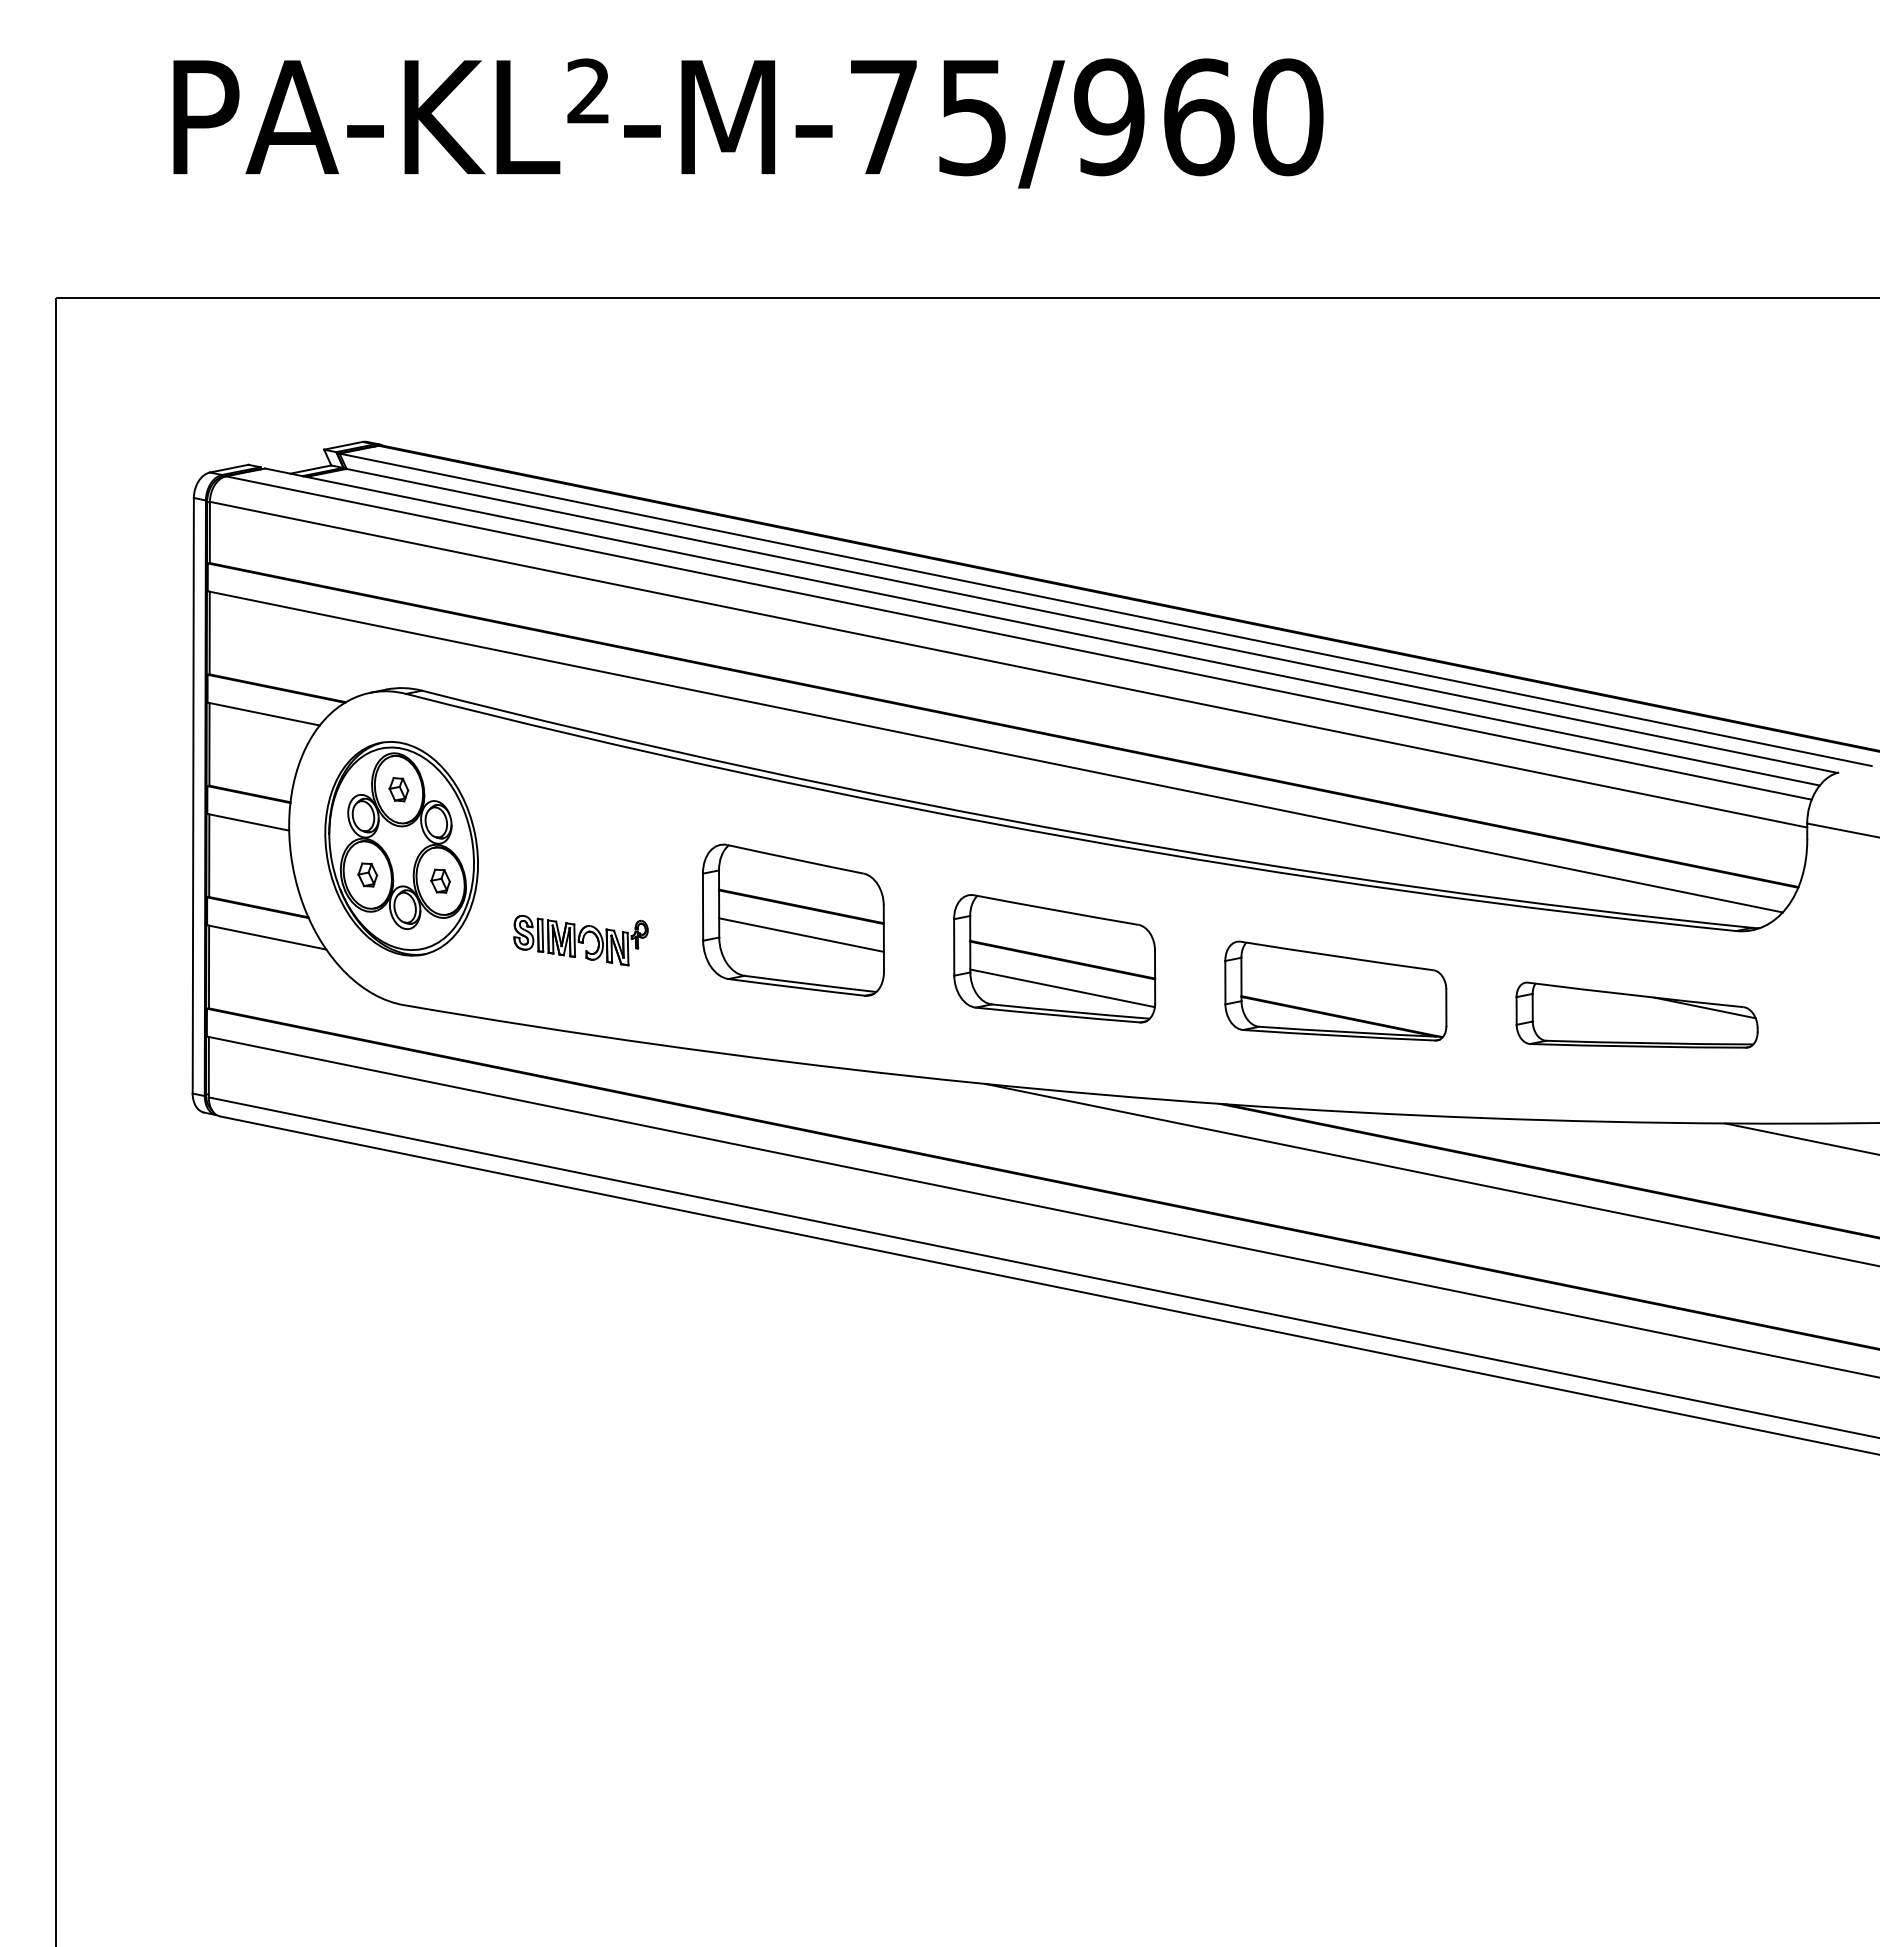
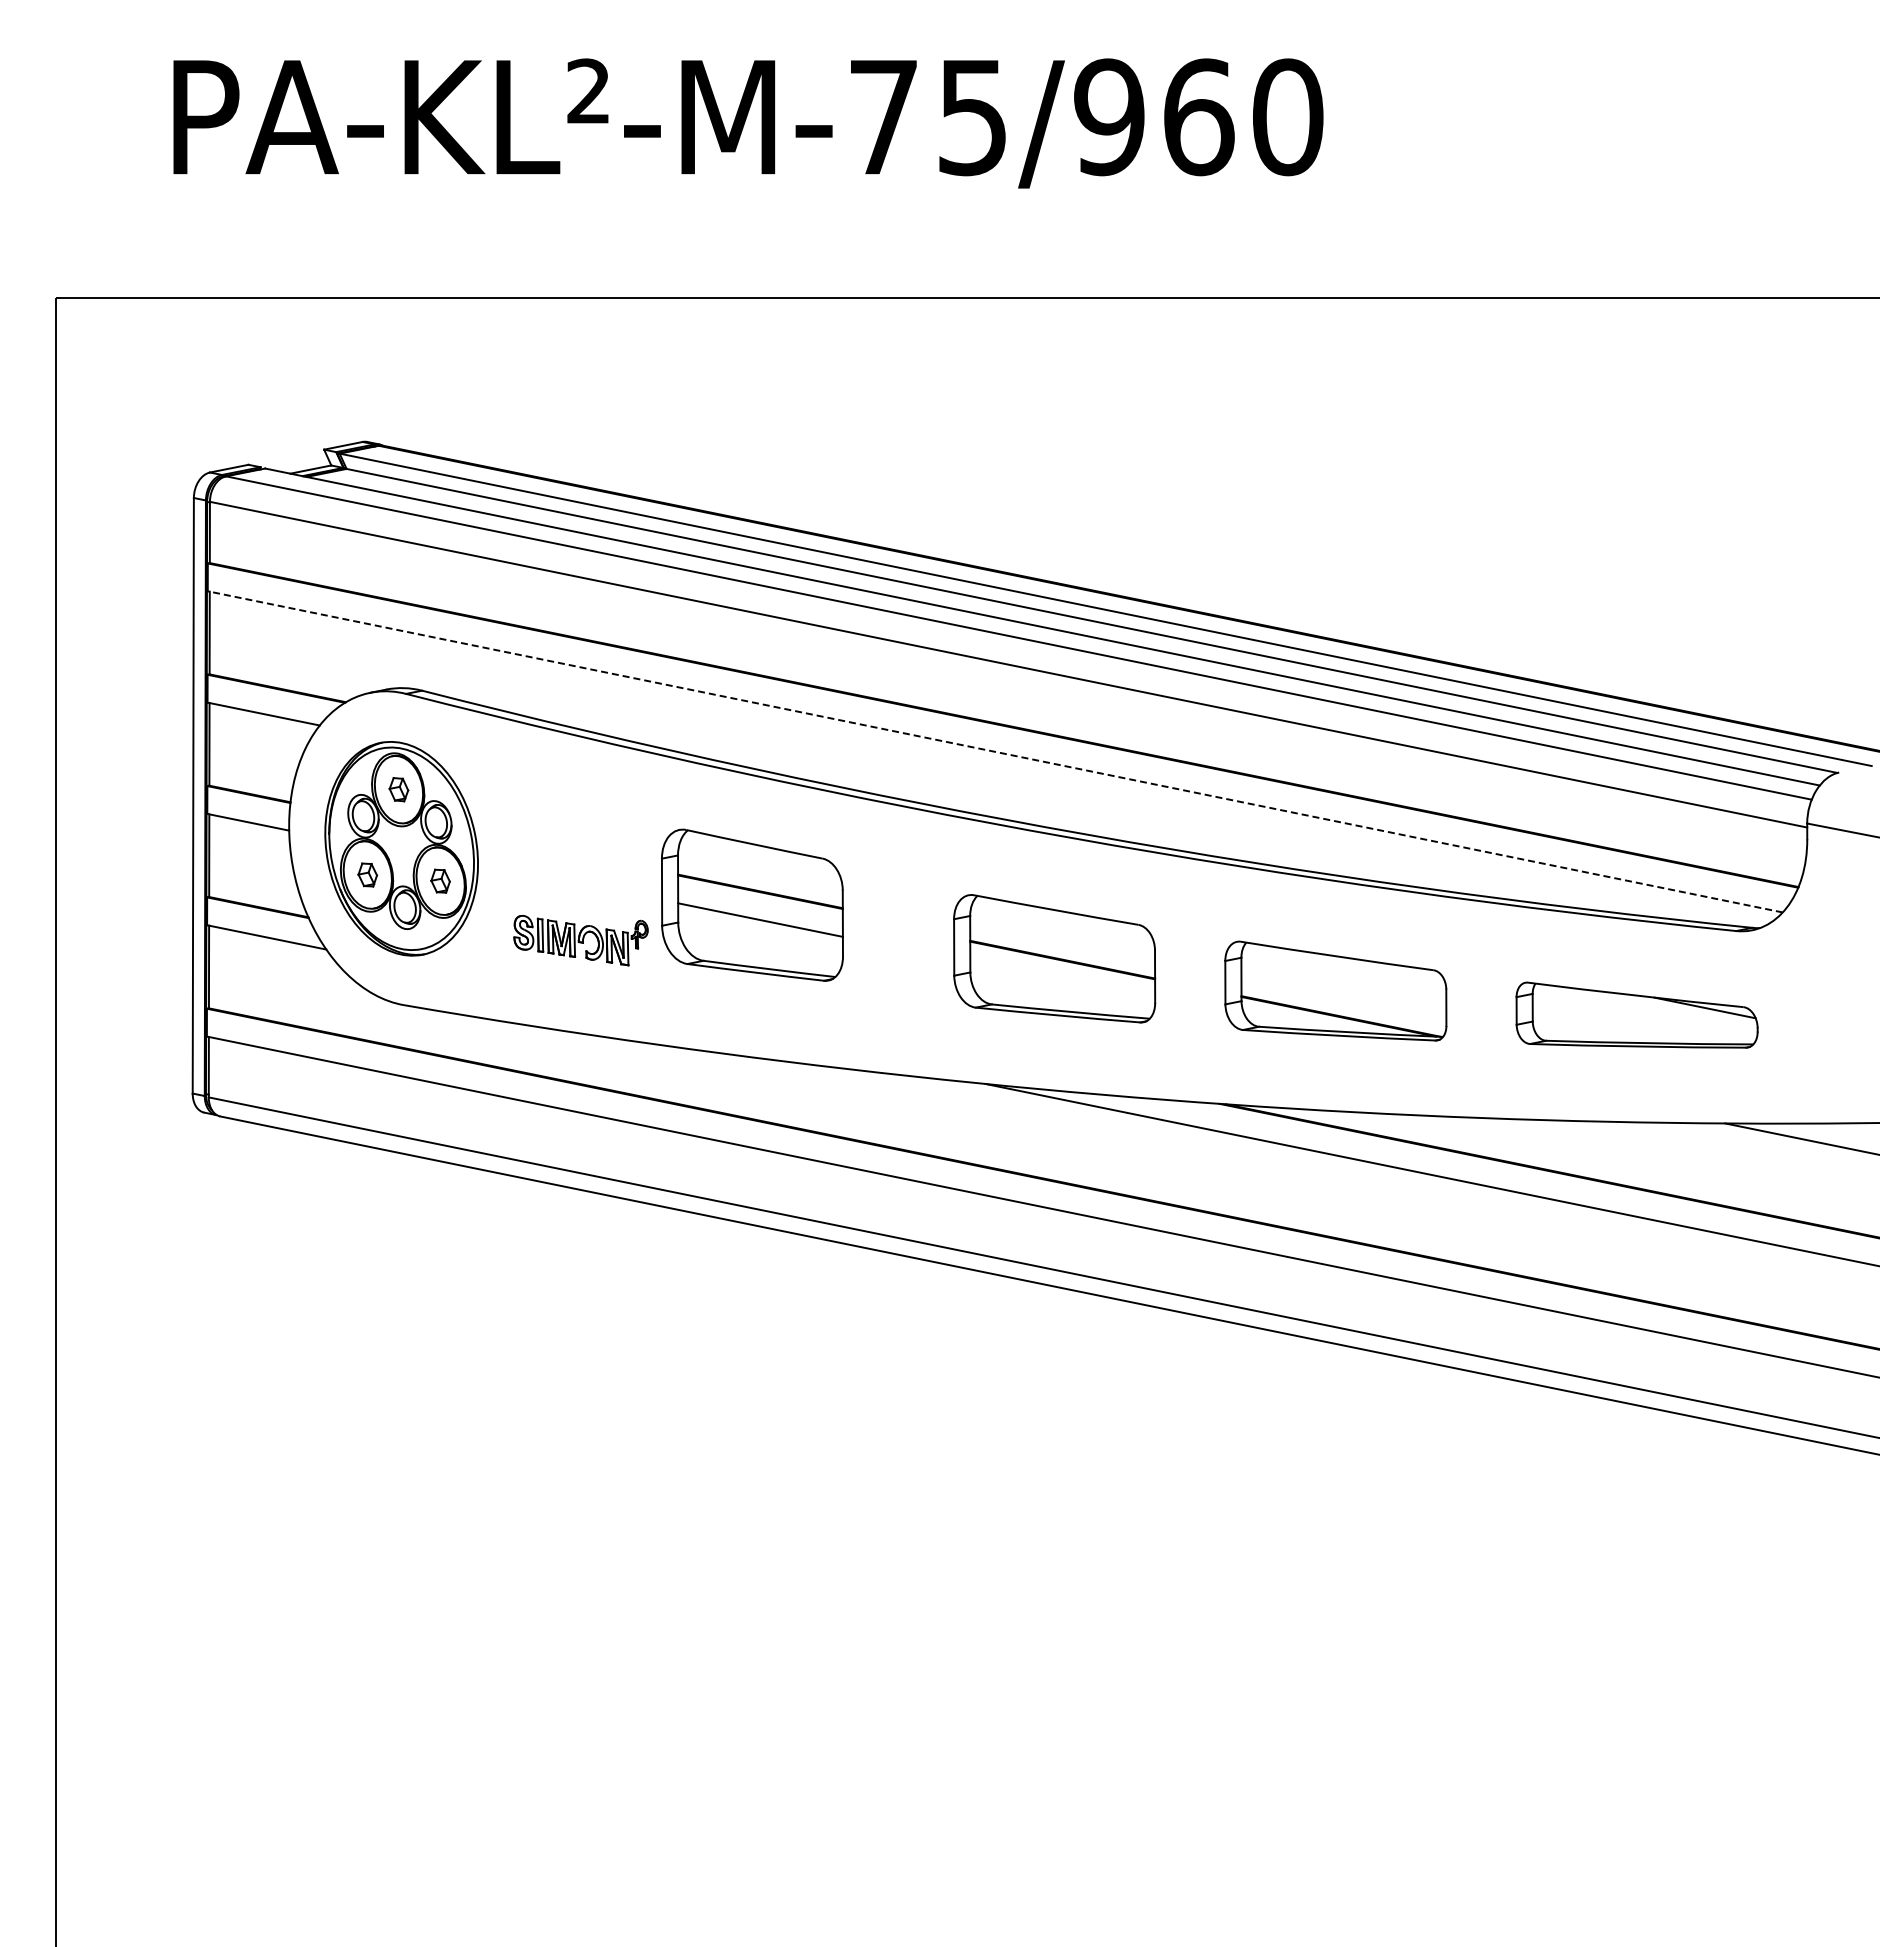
line: solid -> dashed (995, 751)
part position: (793, 919) -> (752, 904) (752, 904)
line: present -> none (1062, 988)
